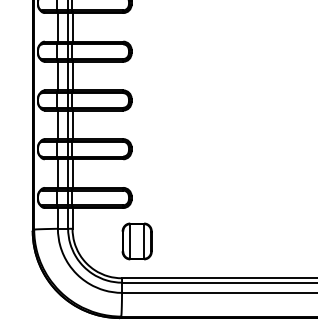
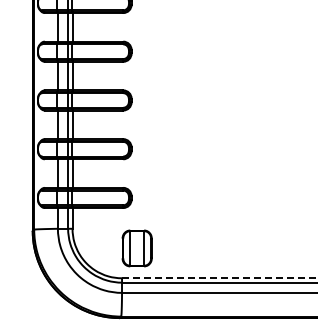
part position: (136, 241) -> (136, 248) (136, 248)
line: solid -> dashed (219, 278)
